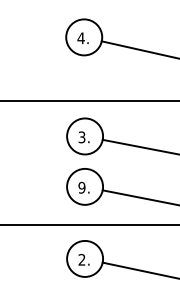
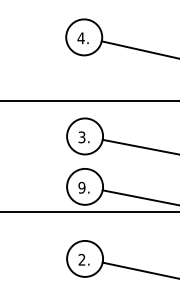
line position: (89, 224) -> (89, 211) (89, 211)
